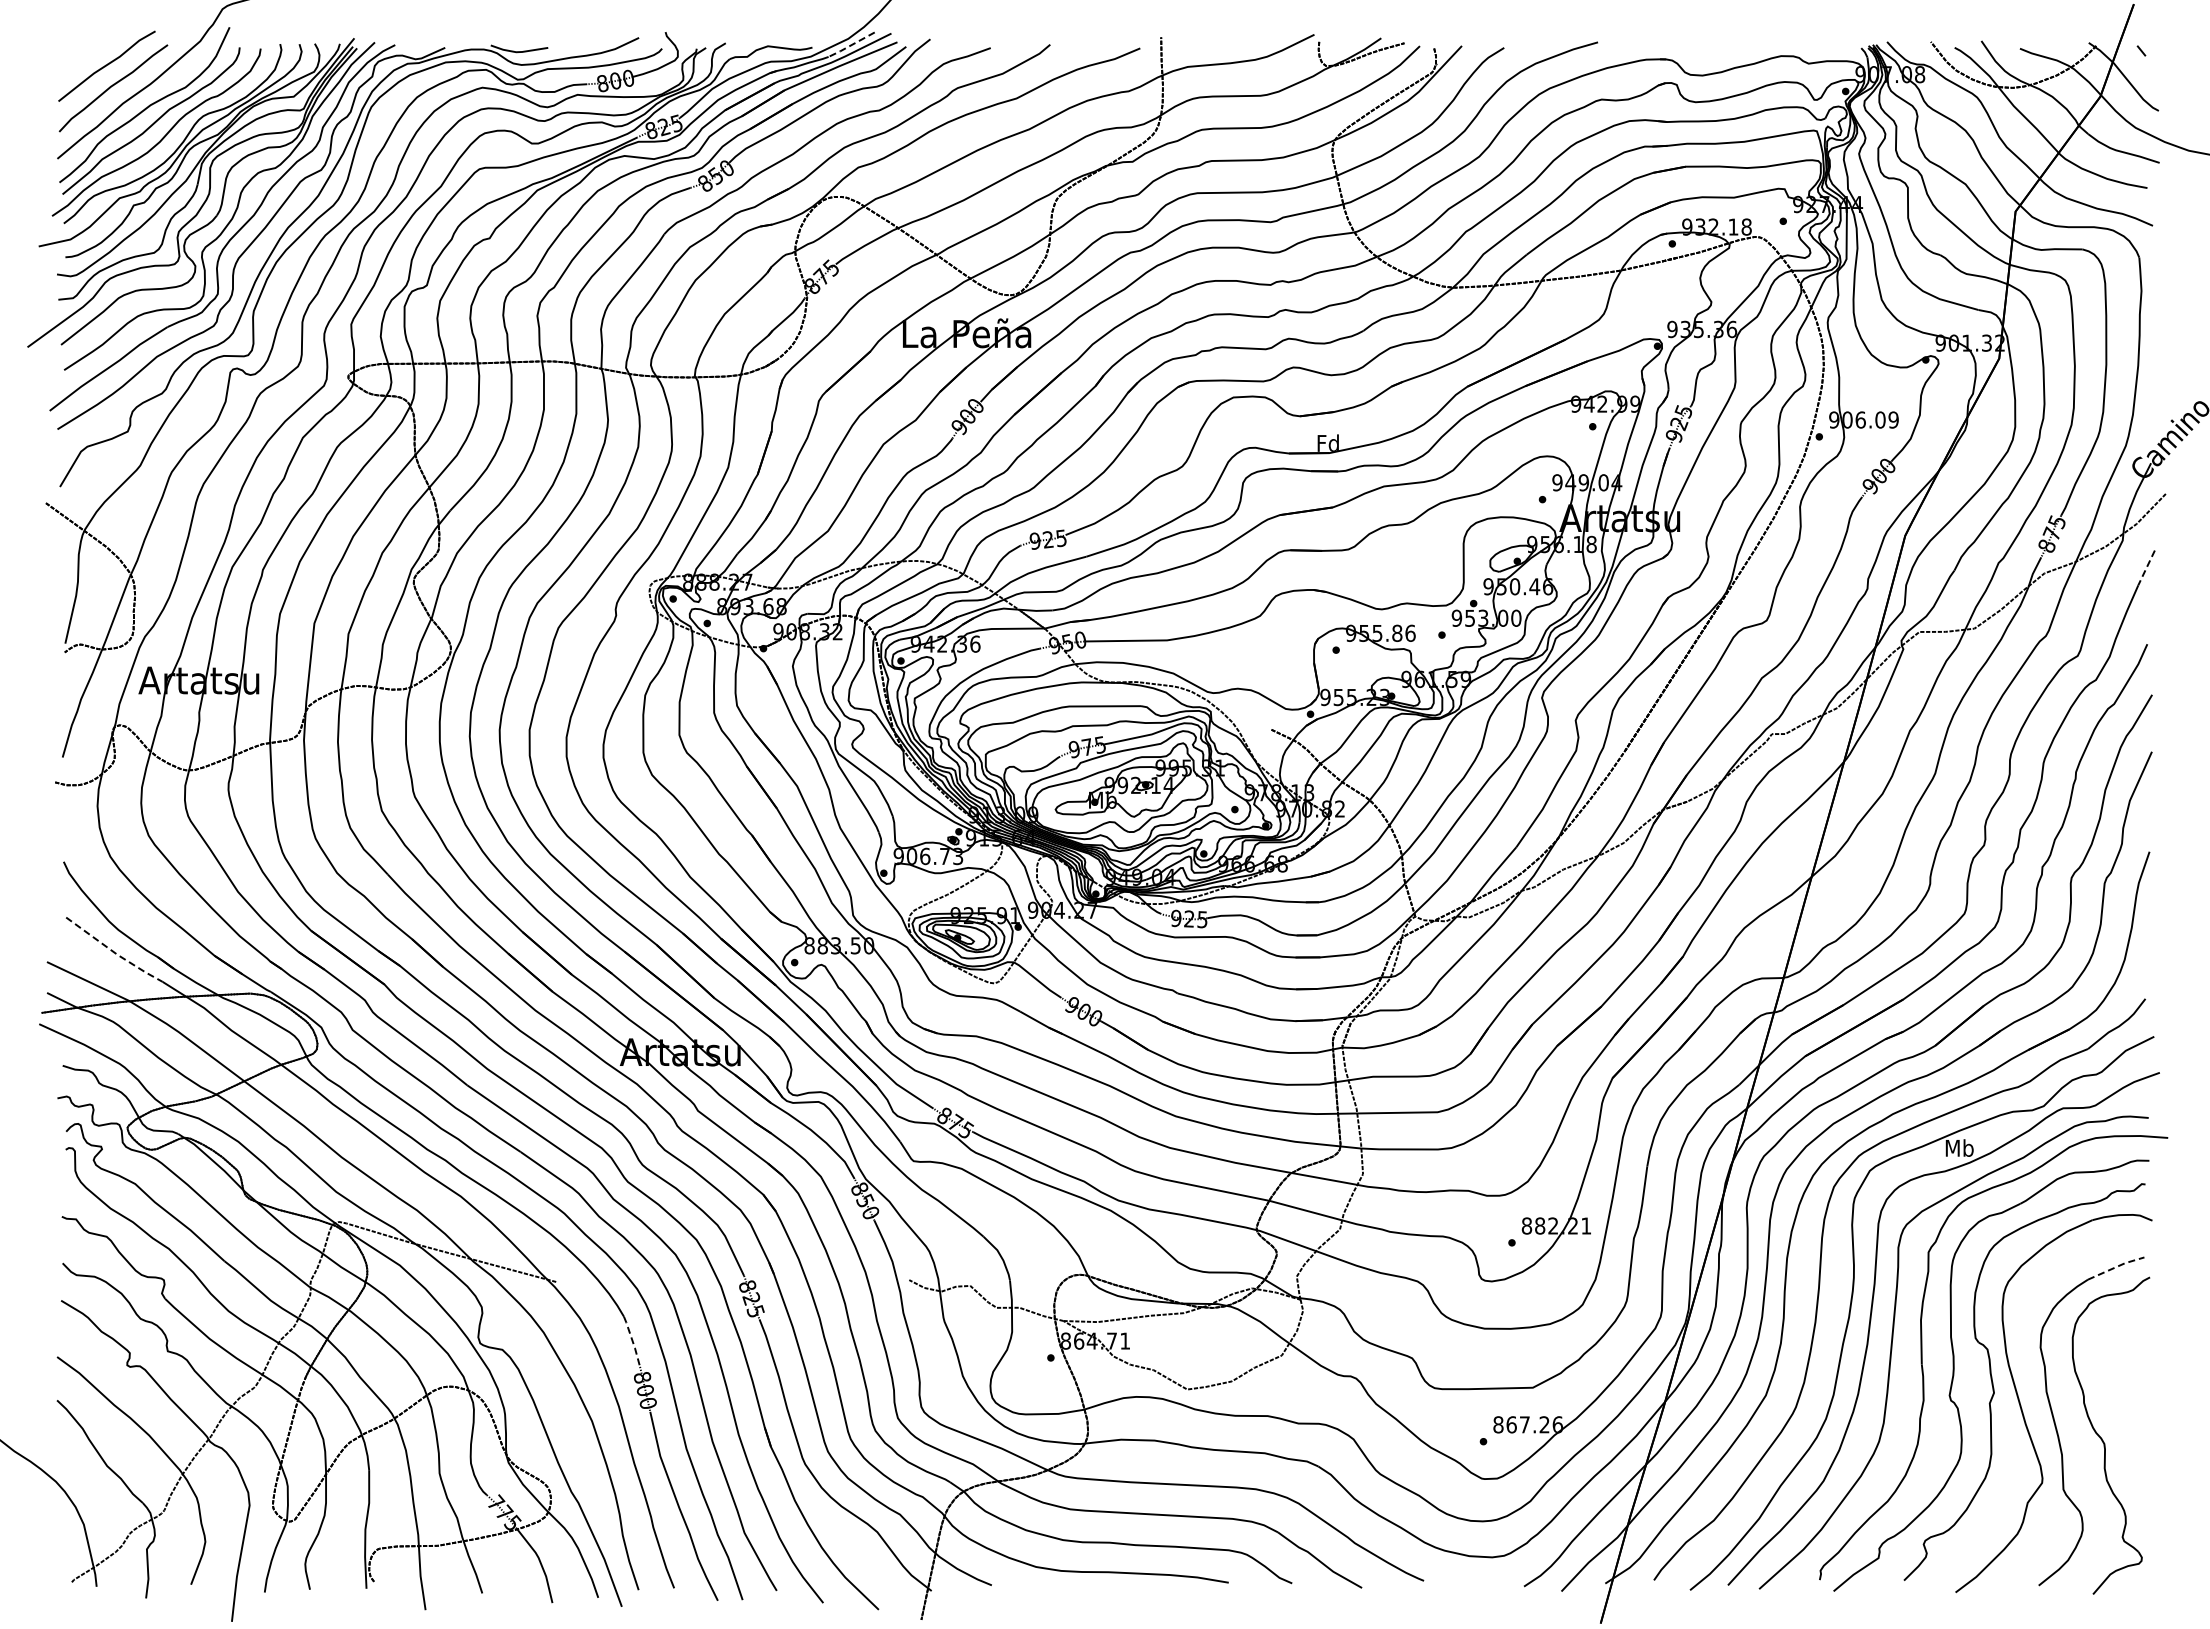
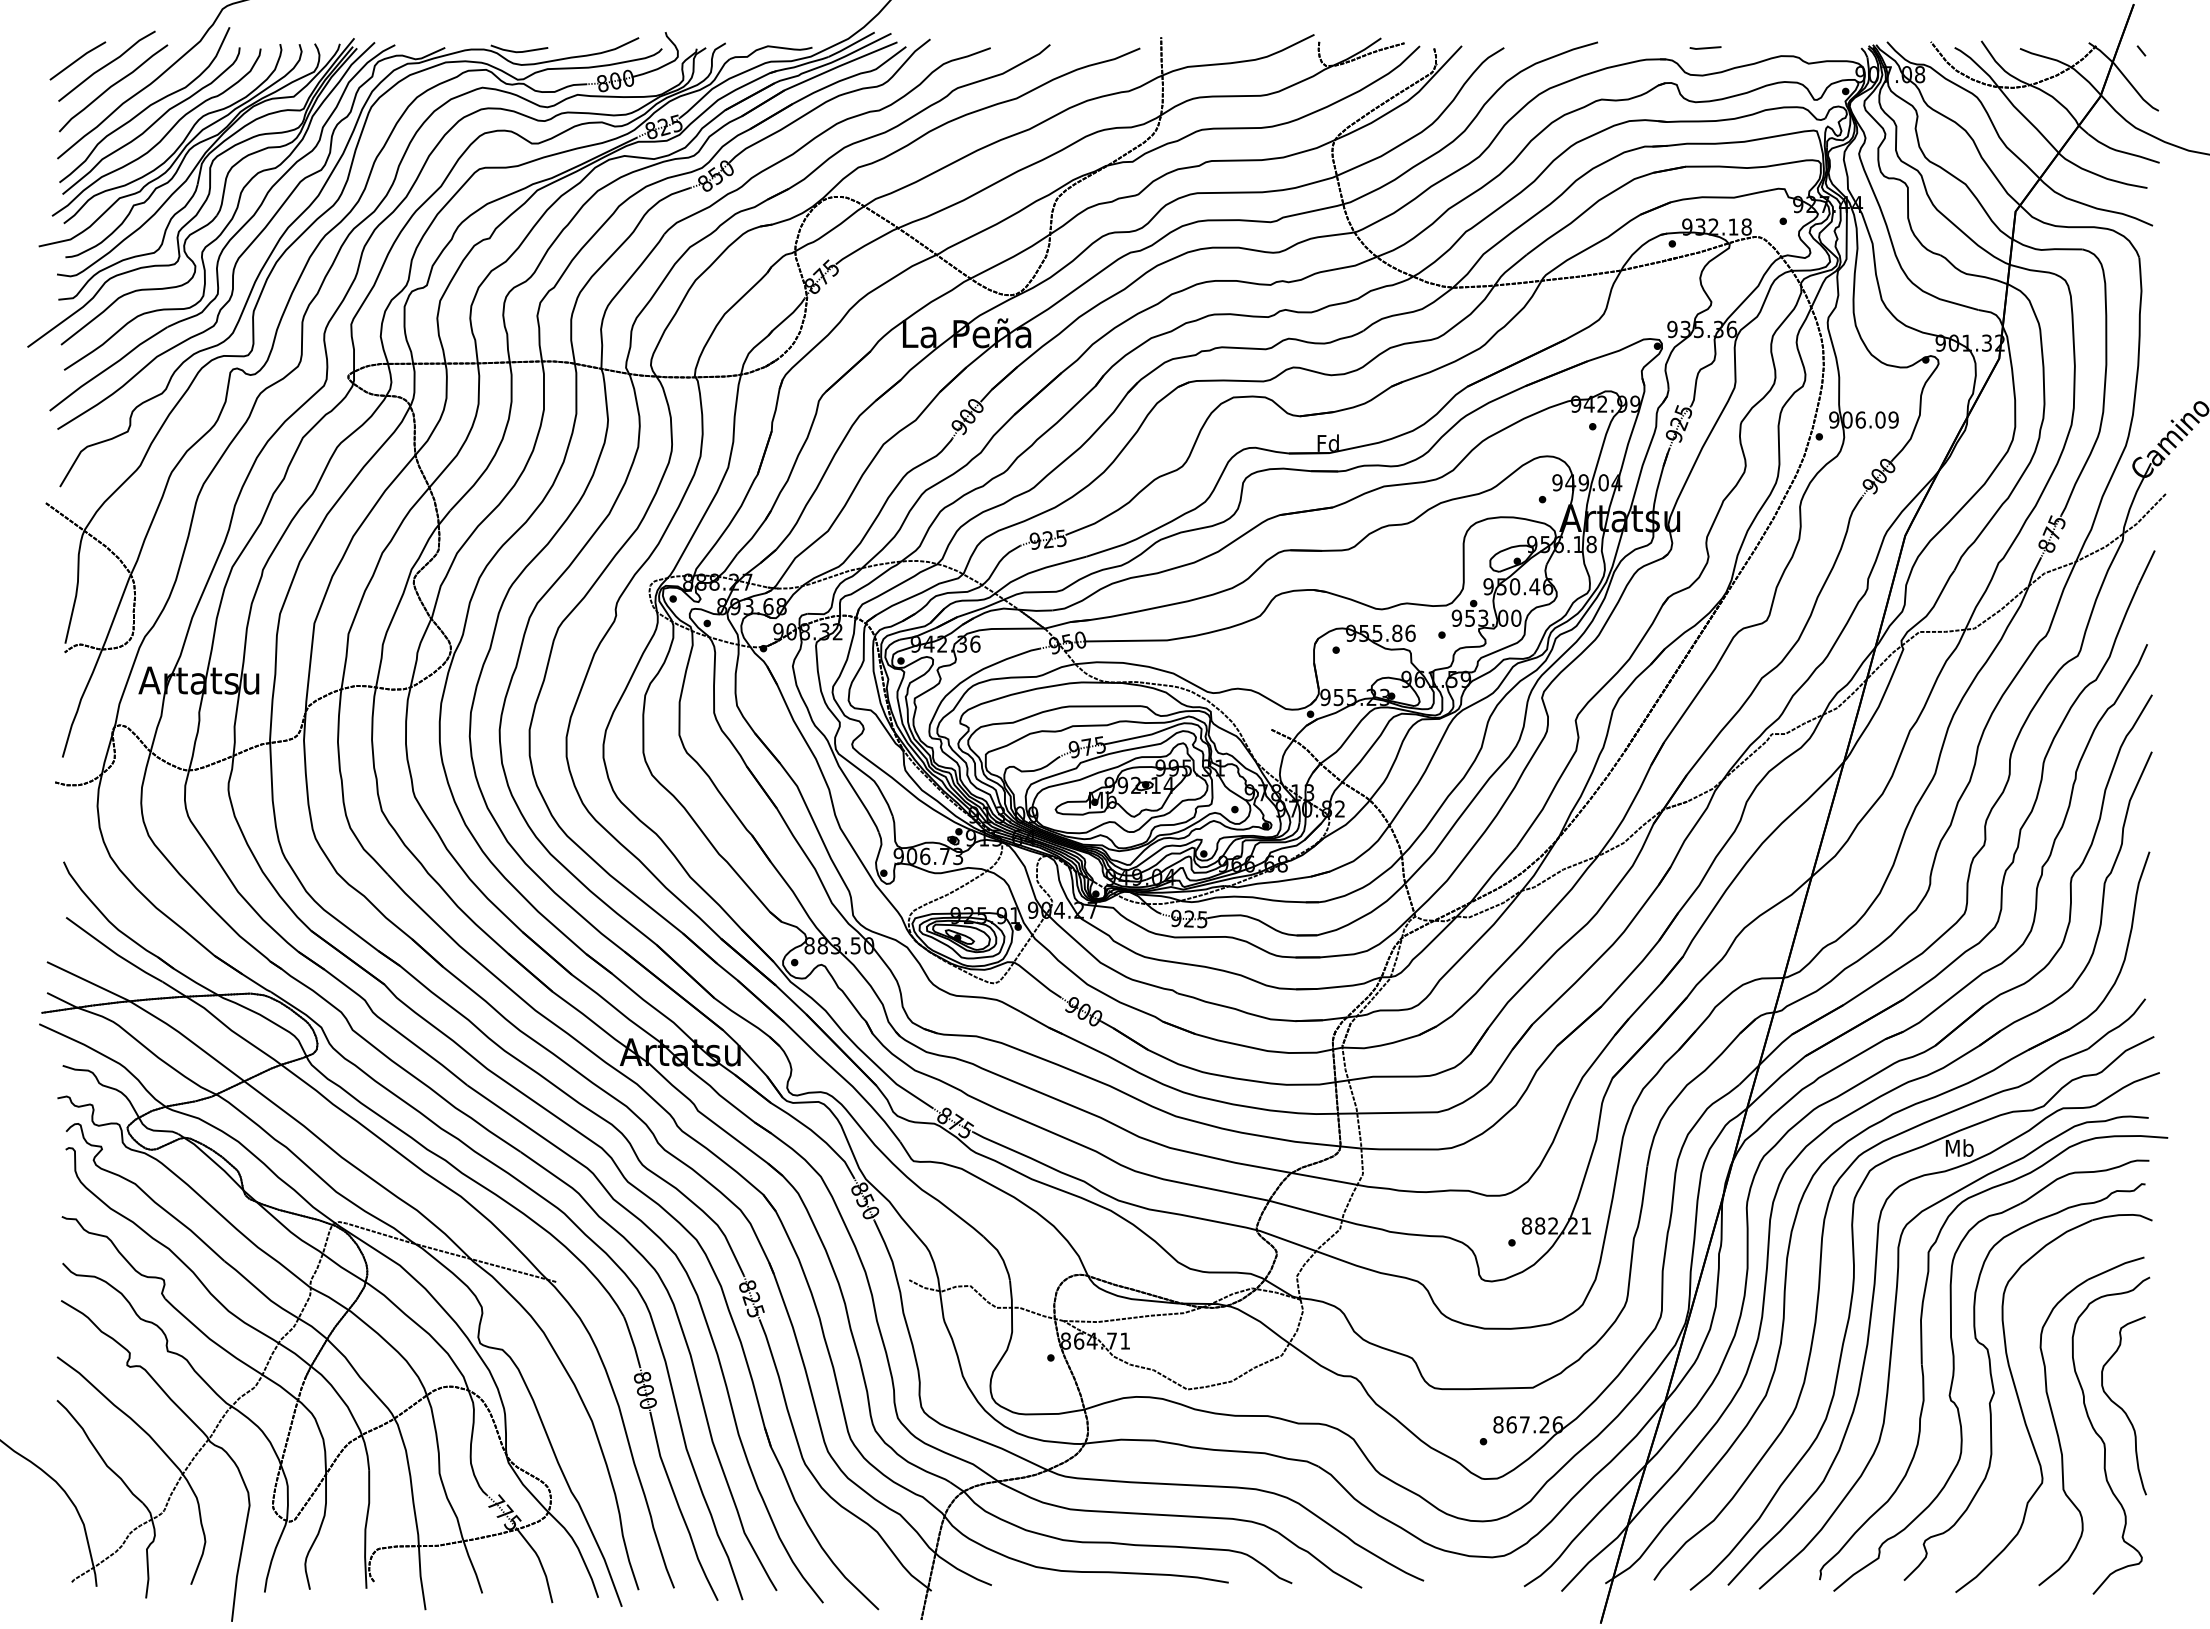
line: dashed -> solid (851, 45)
line: none -> present (1705, 47)
line: none -> present (77, 60)
line: dashed -> solid (2146, 568)
line: dashed -> solid (114, 952)
line: dashed -> solid (2116, 1267)
line: dashed -> solid (632, 1341)
curve: none -> present (2121, 1407)
